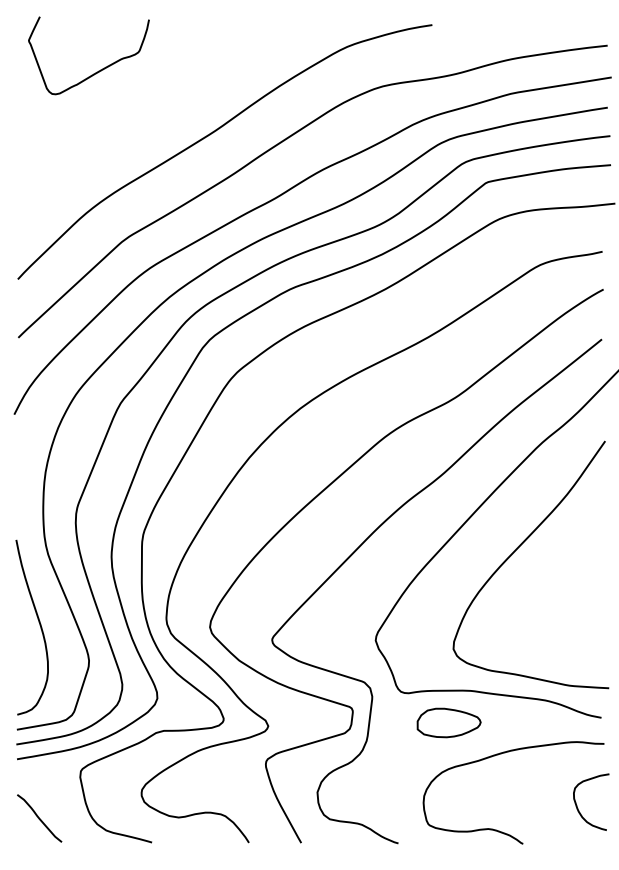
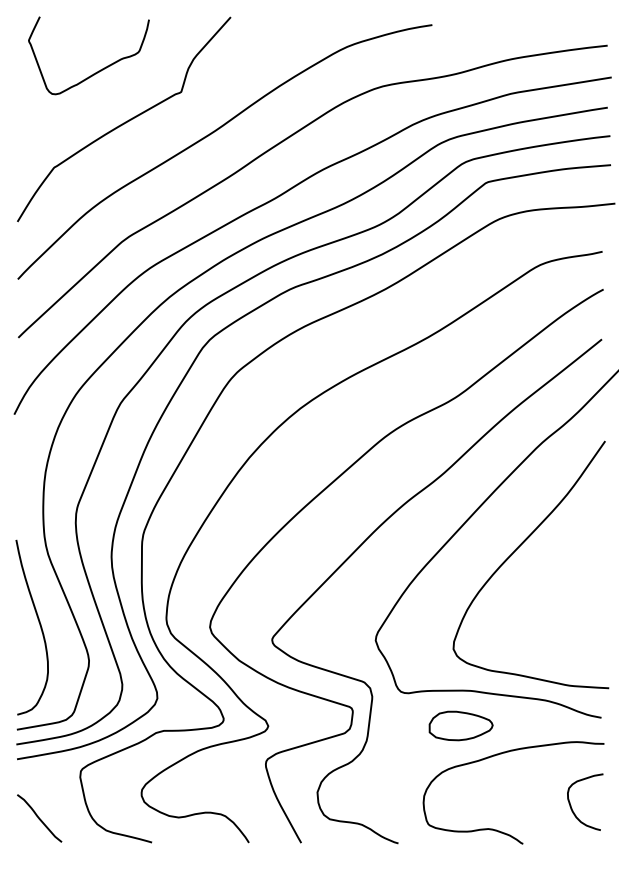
curve: none -> present (125, 121)
part position: (448, 722) -> (460, 725) (460, 725)
curve position: (577, 805) -> (571, 805) (571, 805)
